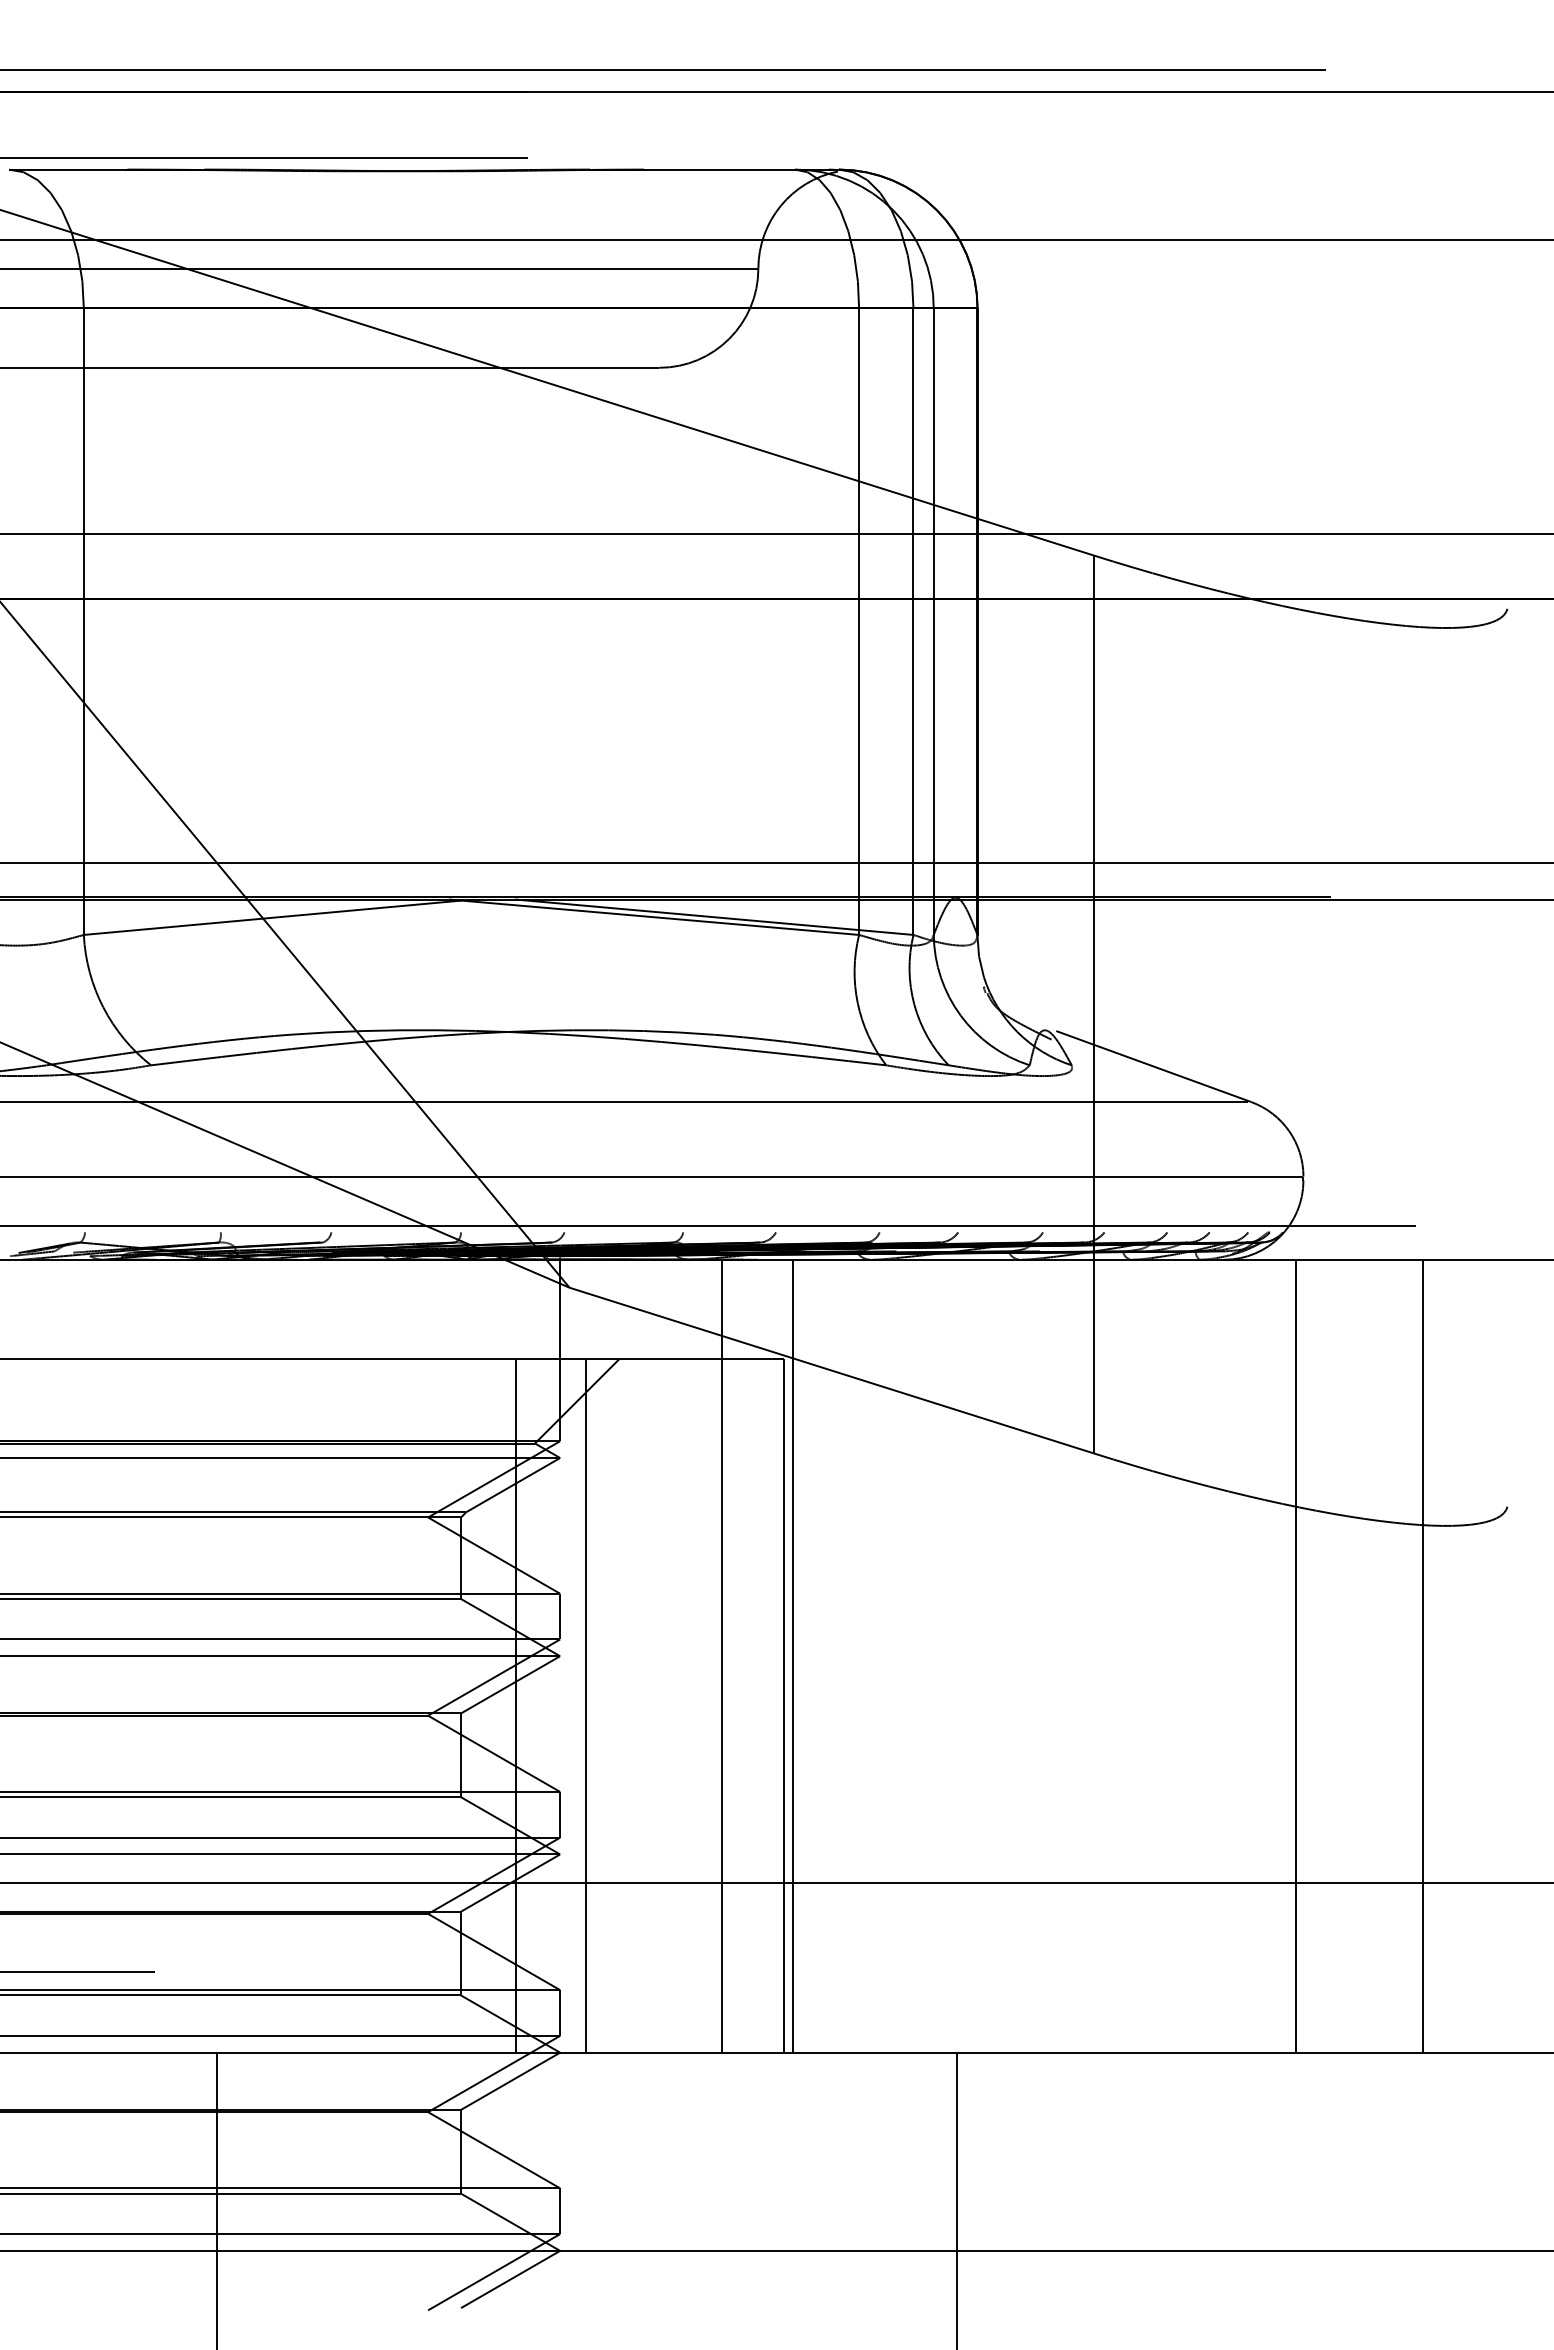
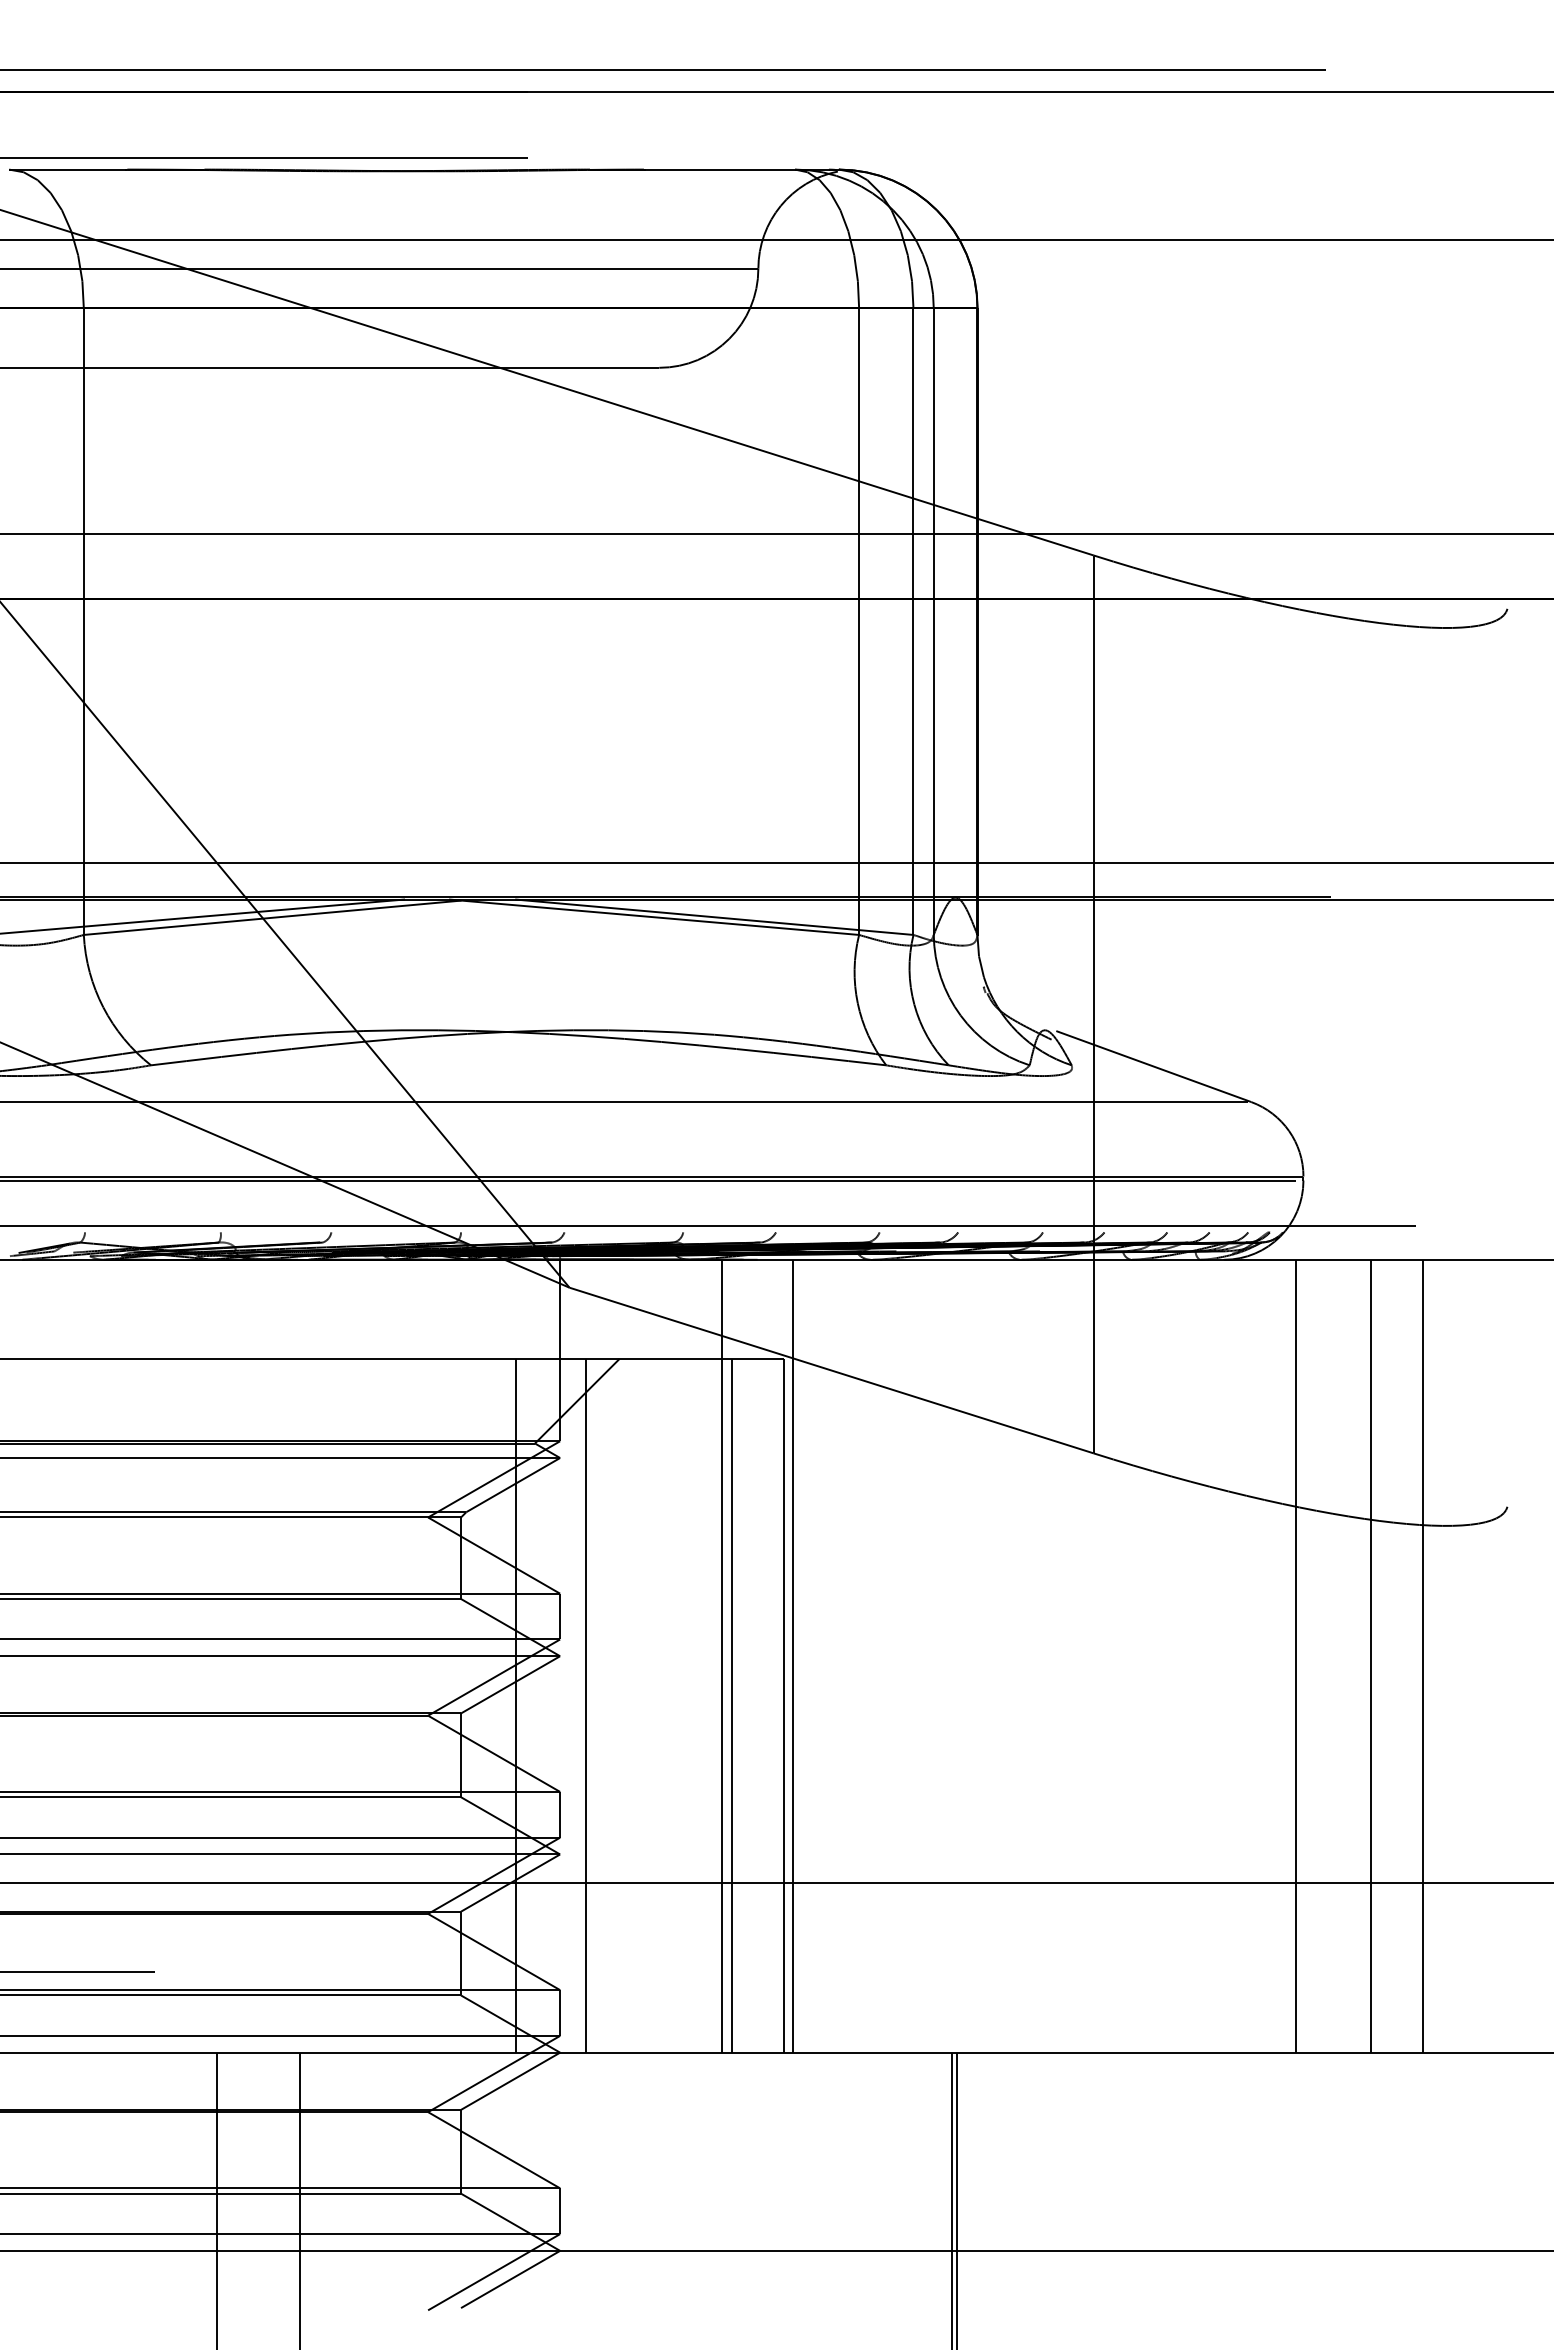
line: none -> present (203, 916)
line: none -> present (649, 1180)
line: none -> present (1371, 1655)
line: none -> present (731, 1705)
line: none -> present (300, 2199)
line: none -> present (951, 2199)
